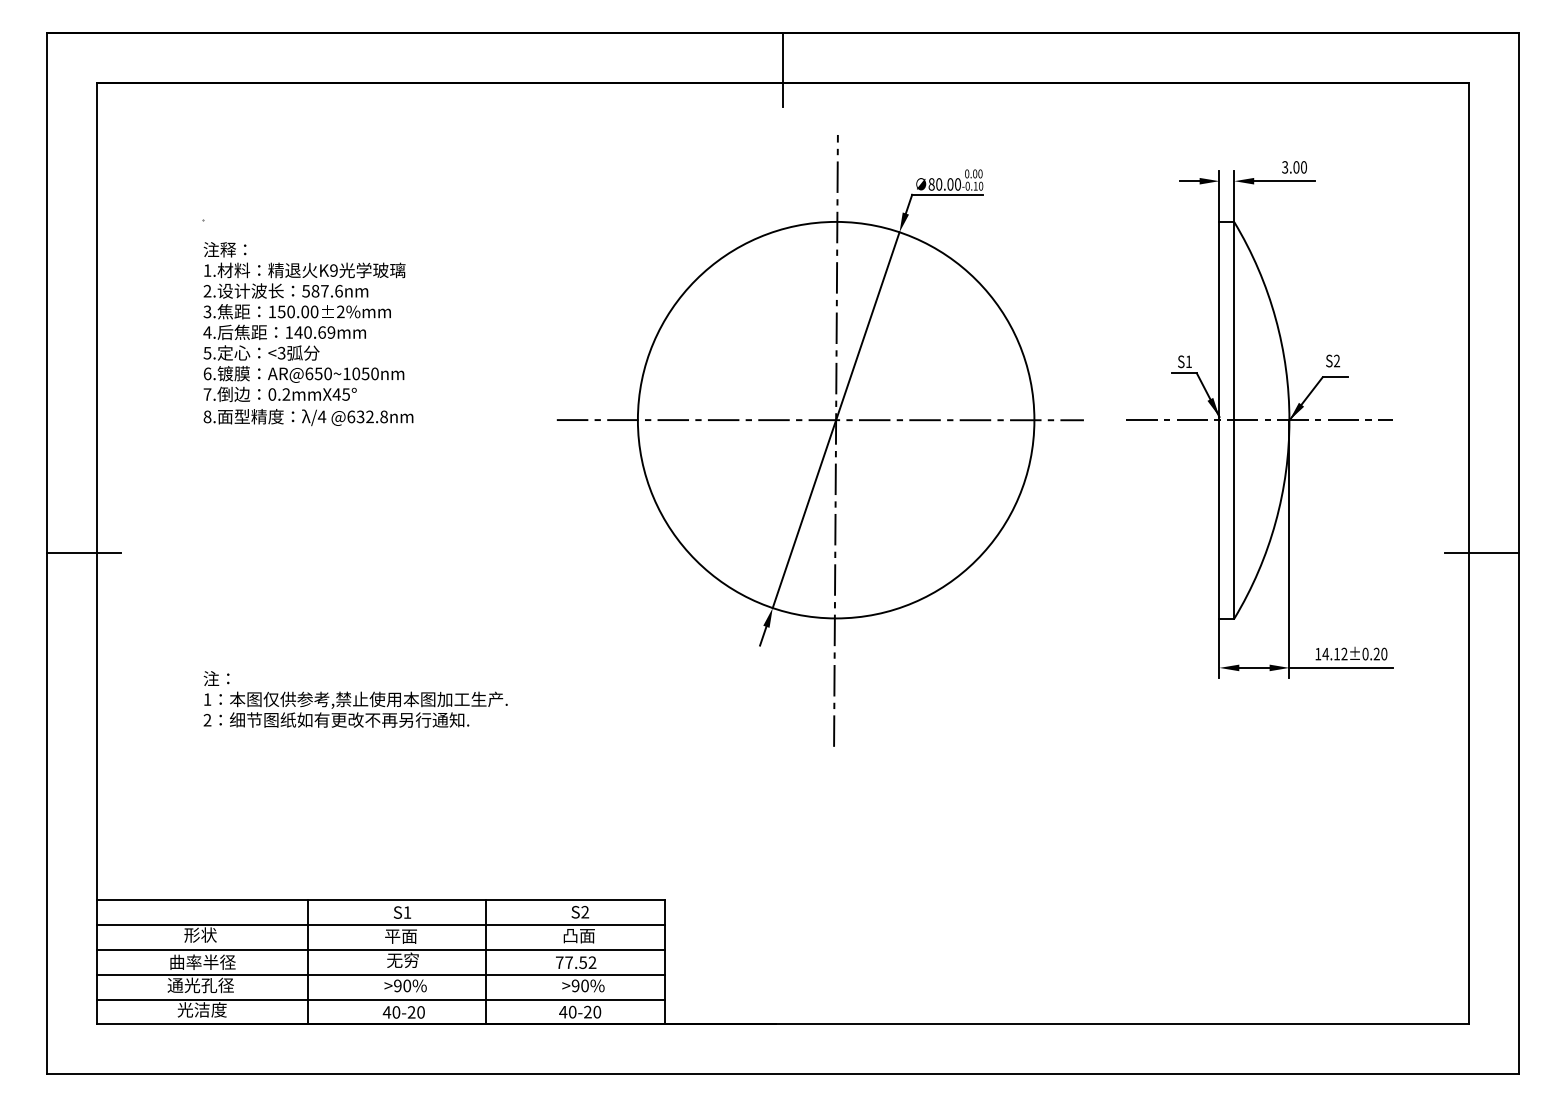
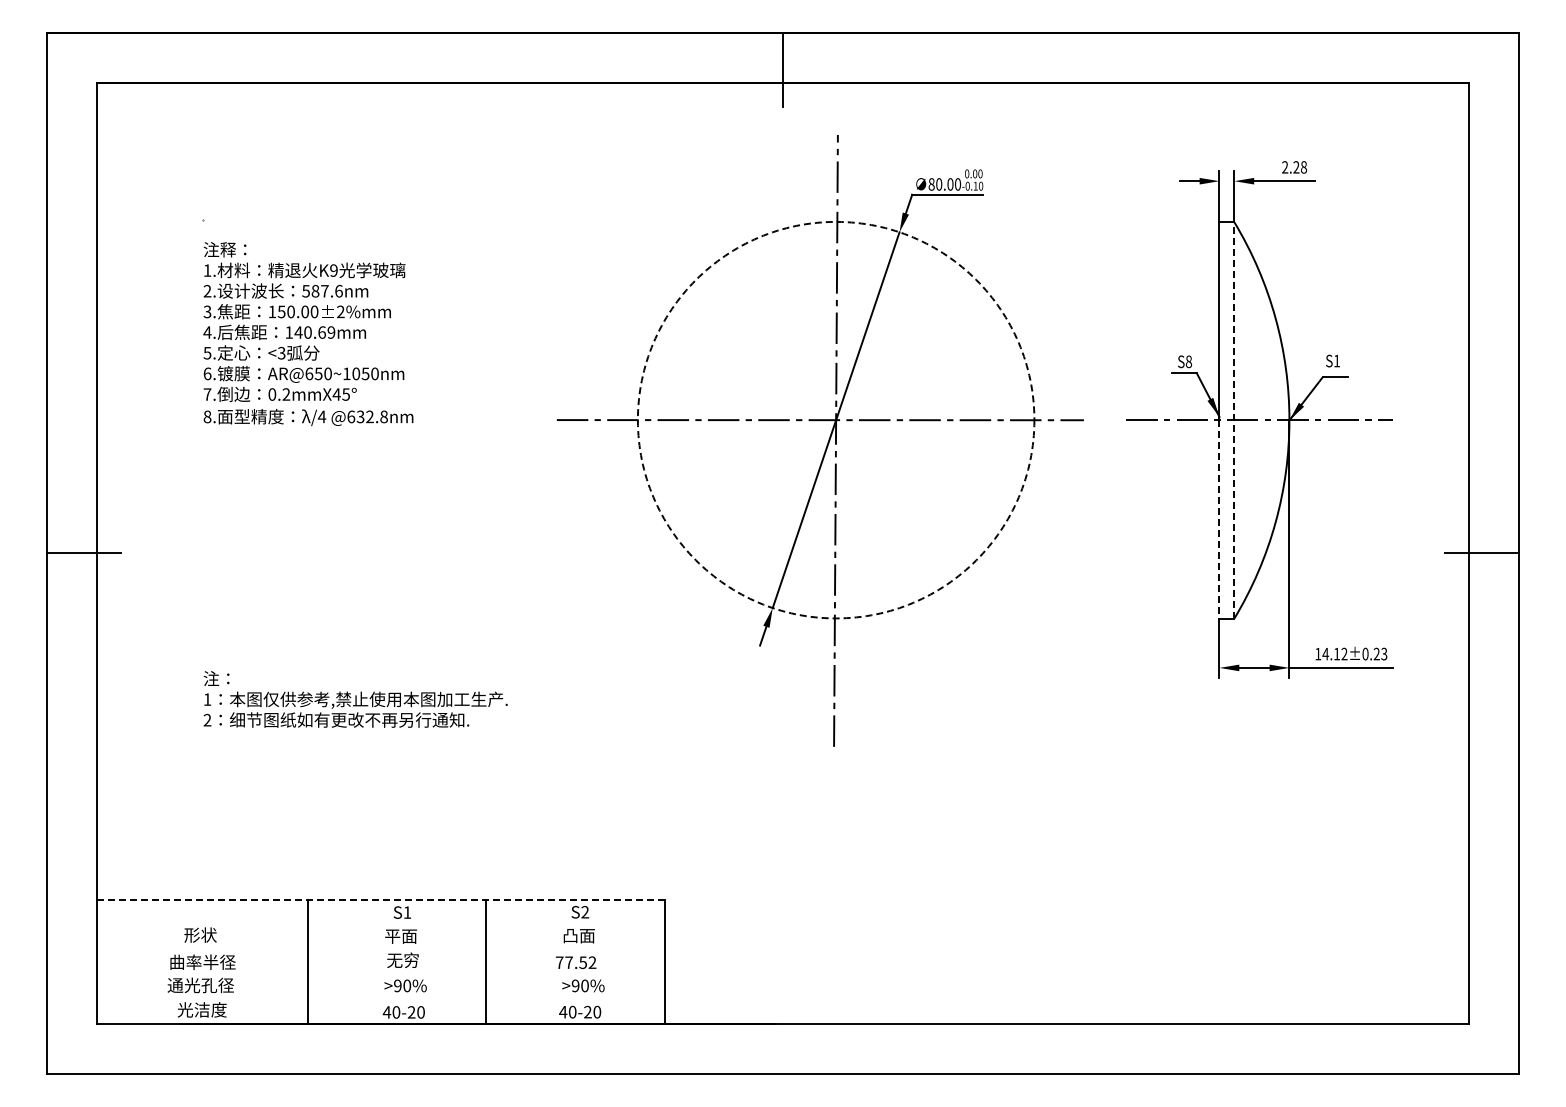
text: 3.00 -> 2.28 (1294, 167)
text: S2 -> S1 (1337, 360)
text: S1 -> S8 (1189, 361)
circle: solid -> dashed (835, 419)
line: solid -> dashed (1234, 419)
line: solid -> dashed (1219, 520)
text: 14.12±0.20 -> 14.12±0.23 (1384, 654)
line: solid -> dashed (381, 900)
line: present -> none (380, 925)
line: present -> none (380, 950)
line: present -> none (380, 974)
line: present -> none (380, 999)
